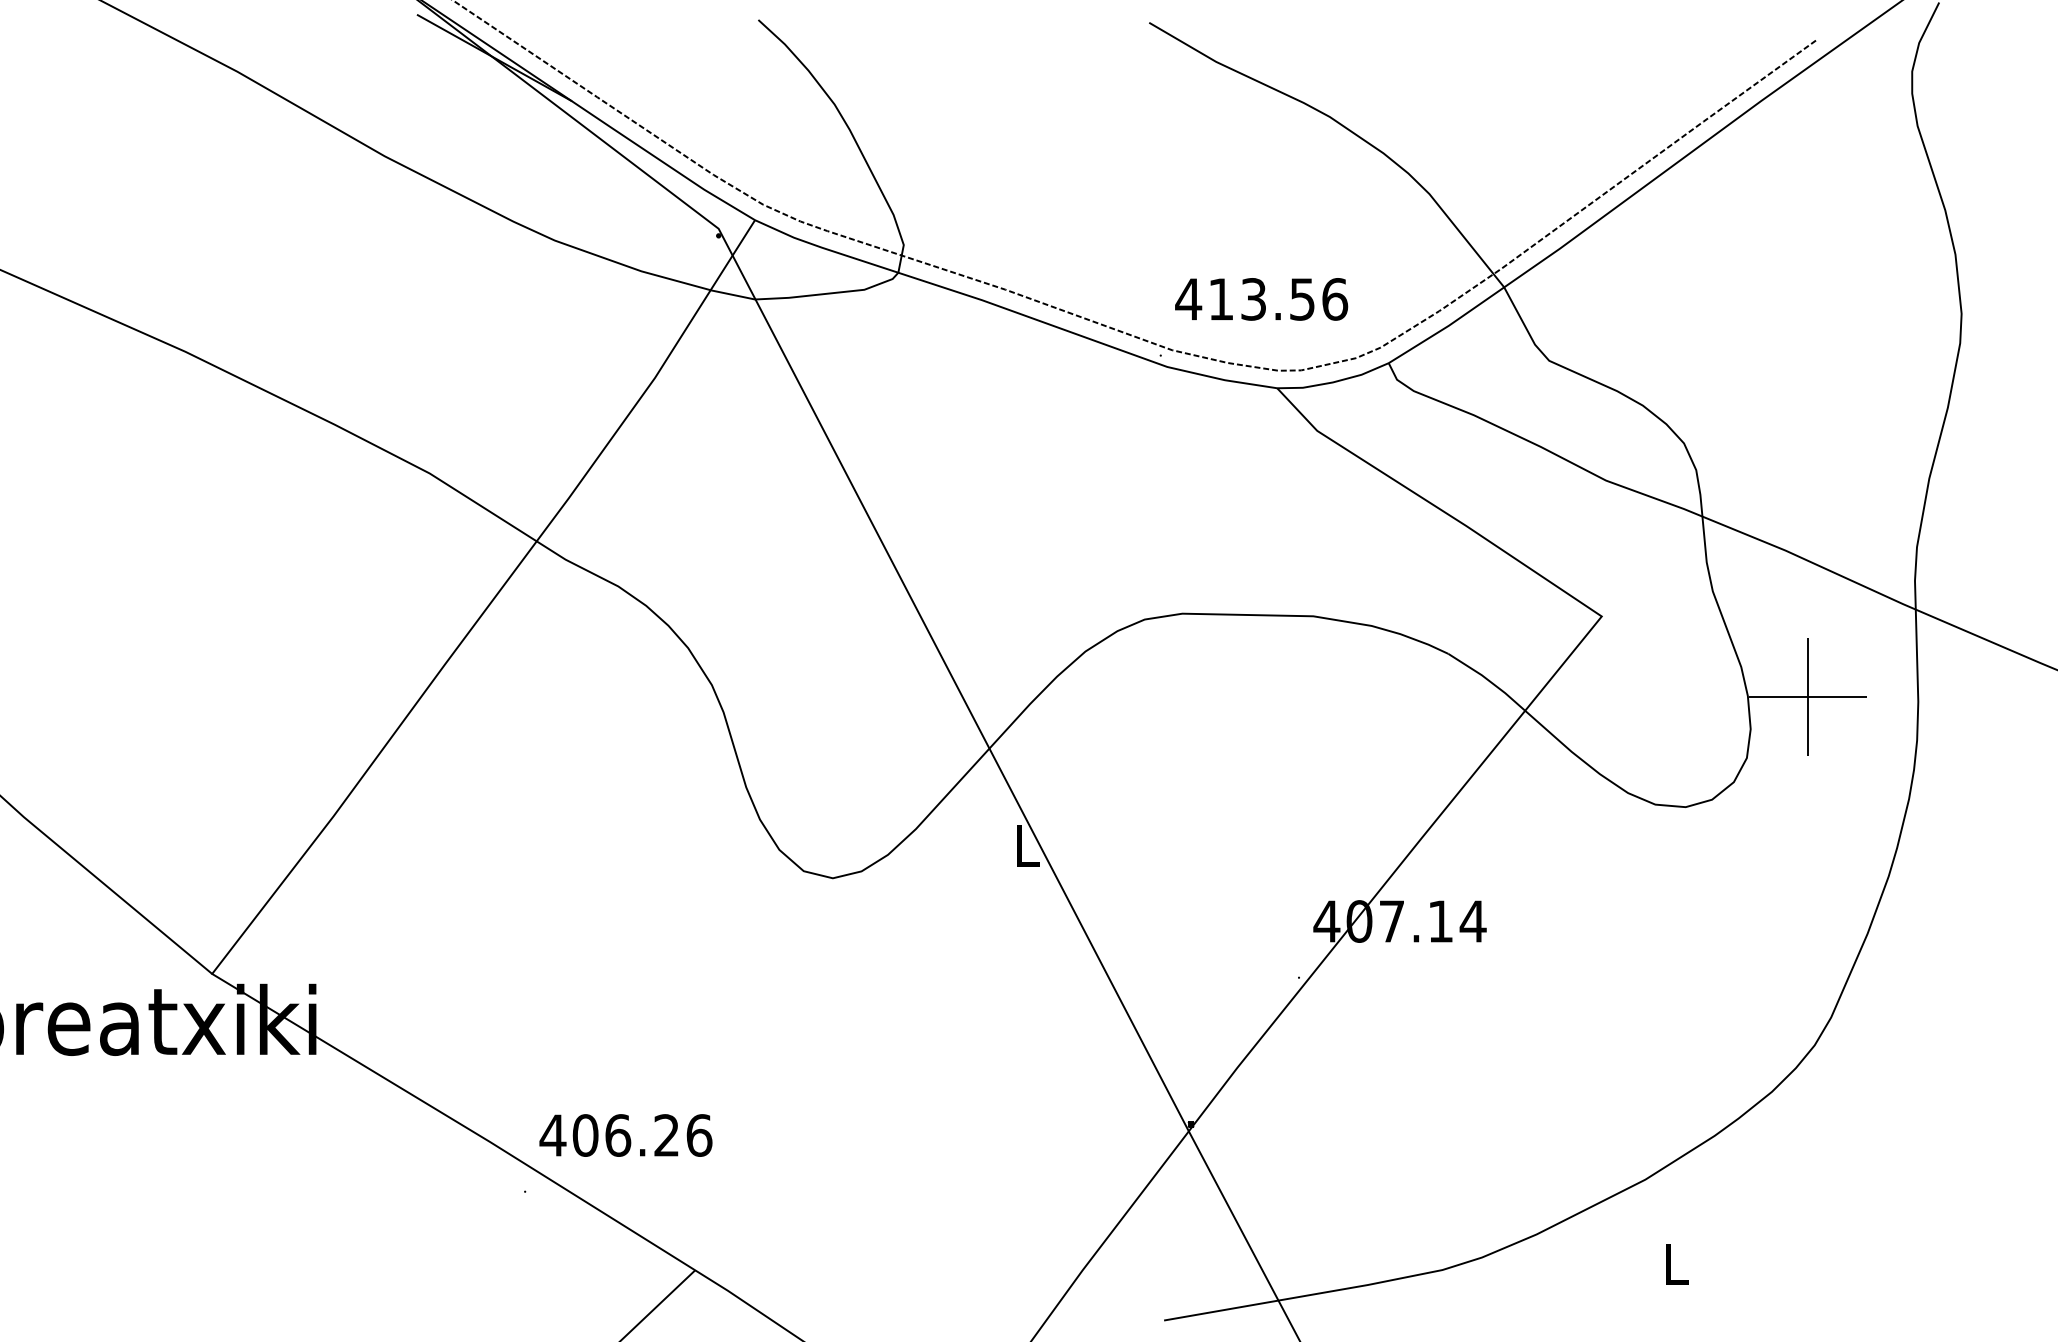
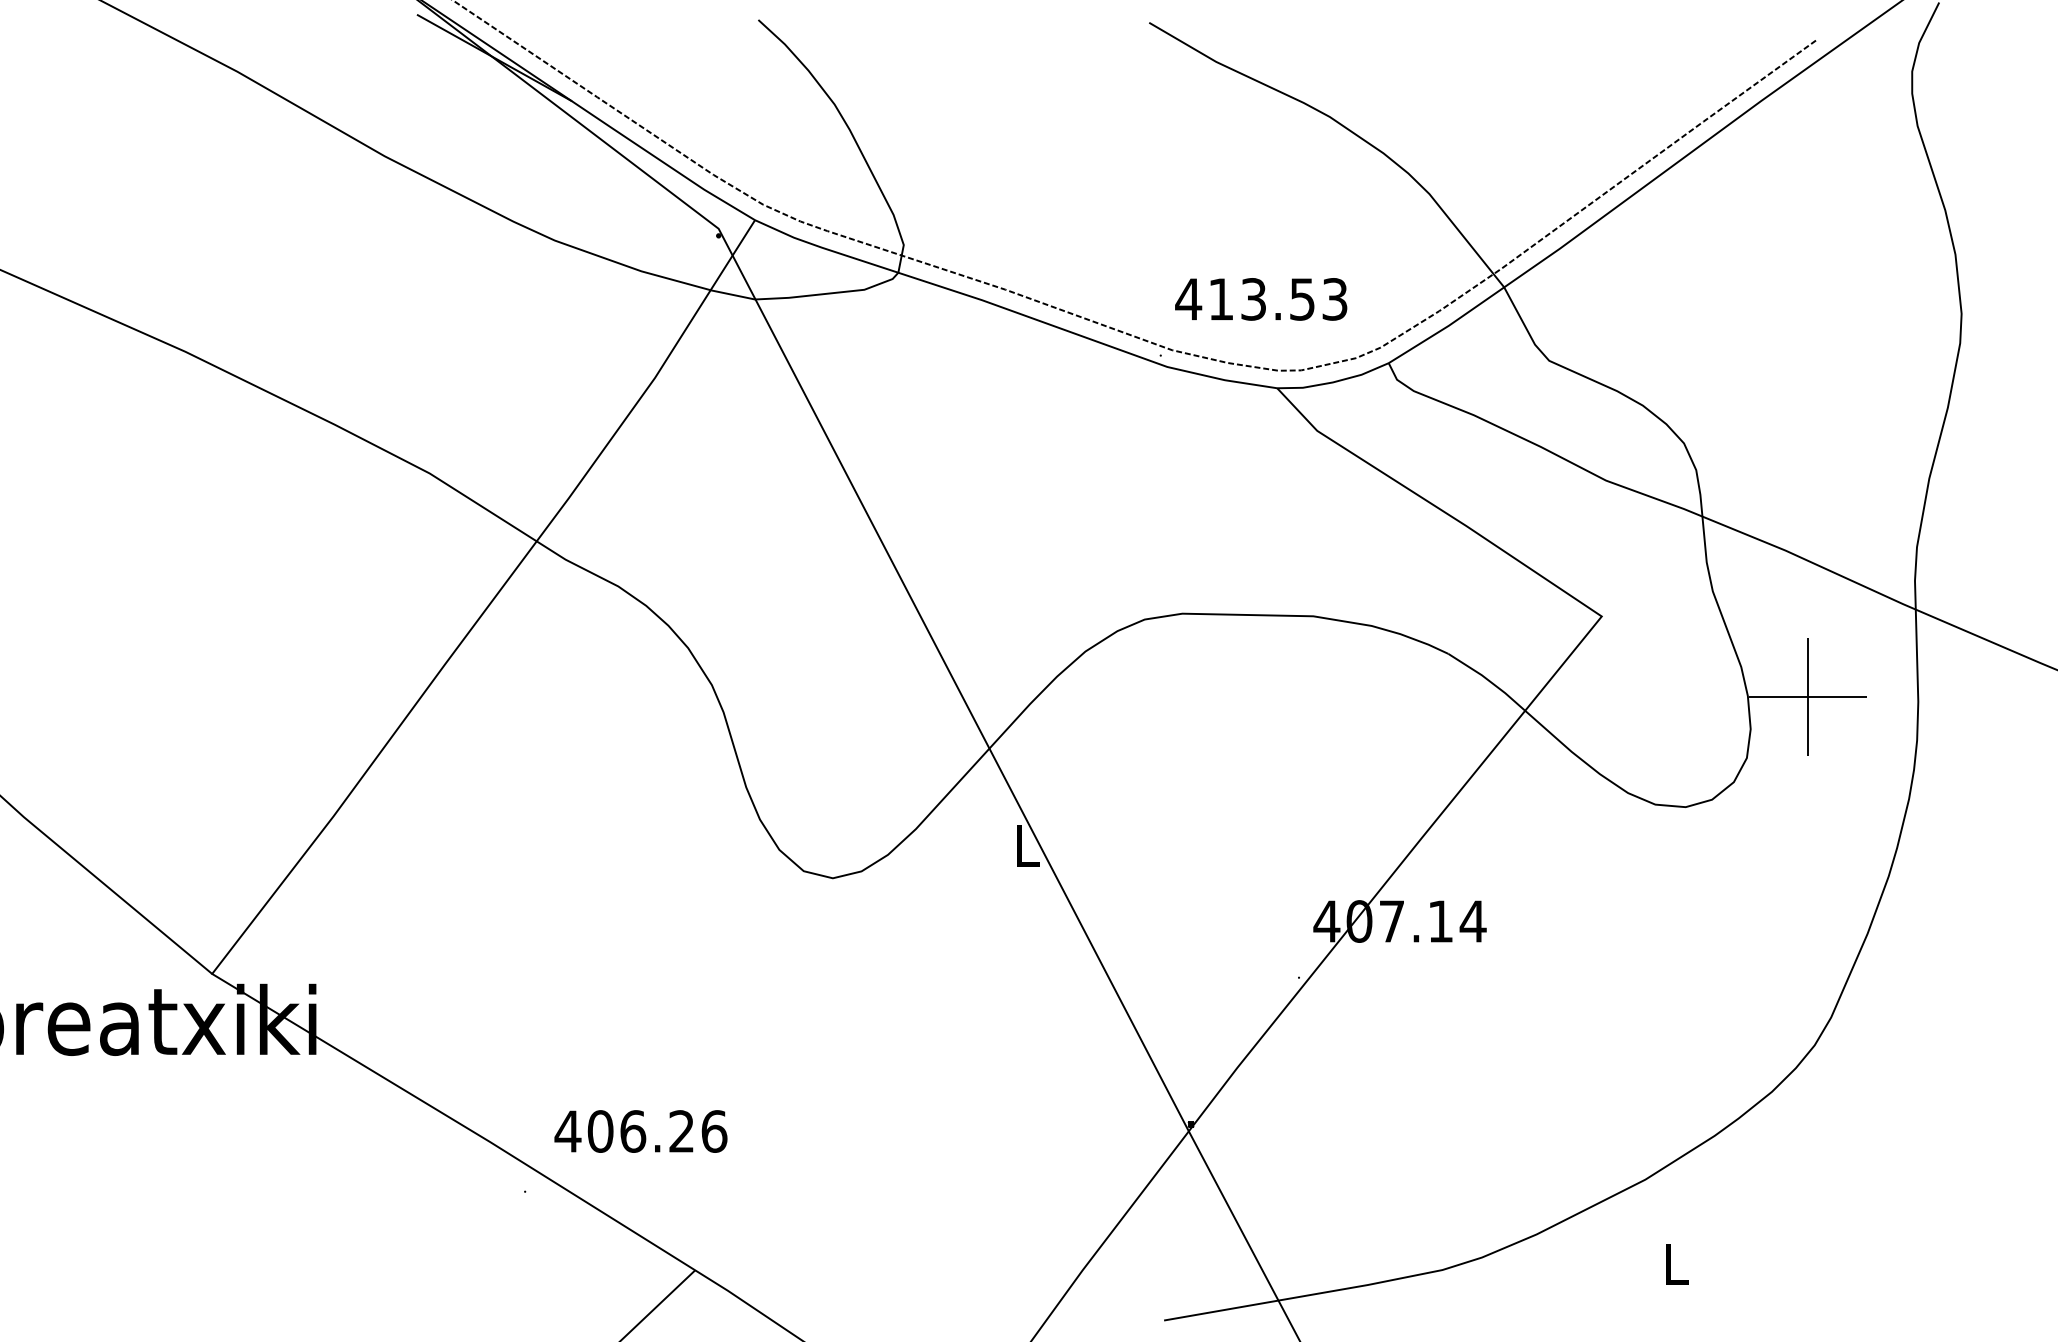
text: 413.56 -> 413.53 (1335, 299)
text position: (625, 1135) -> (640, 1131) (640, 1131)
